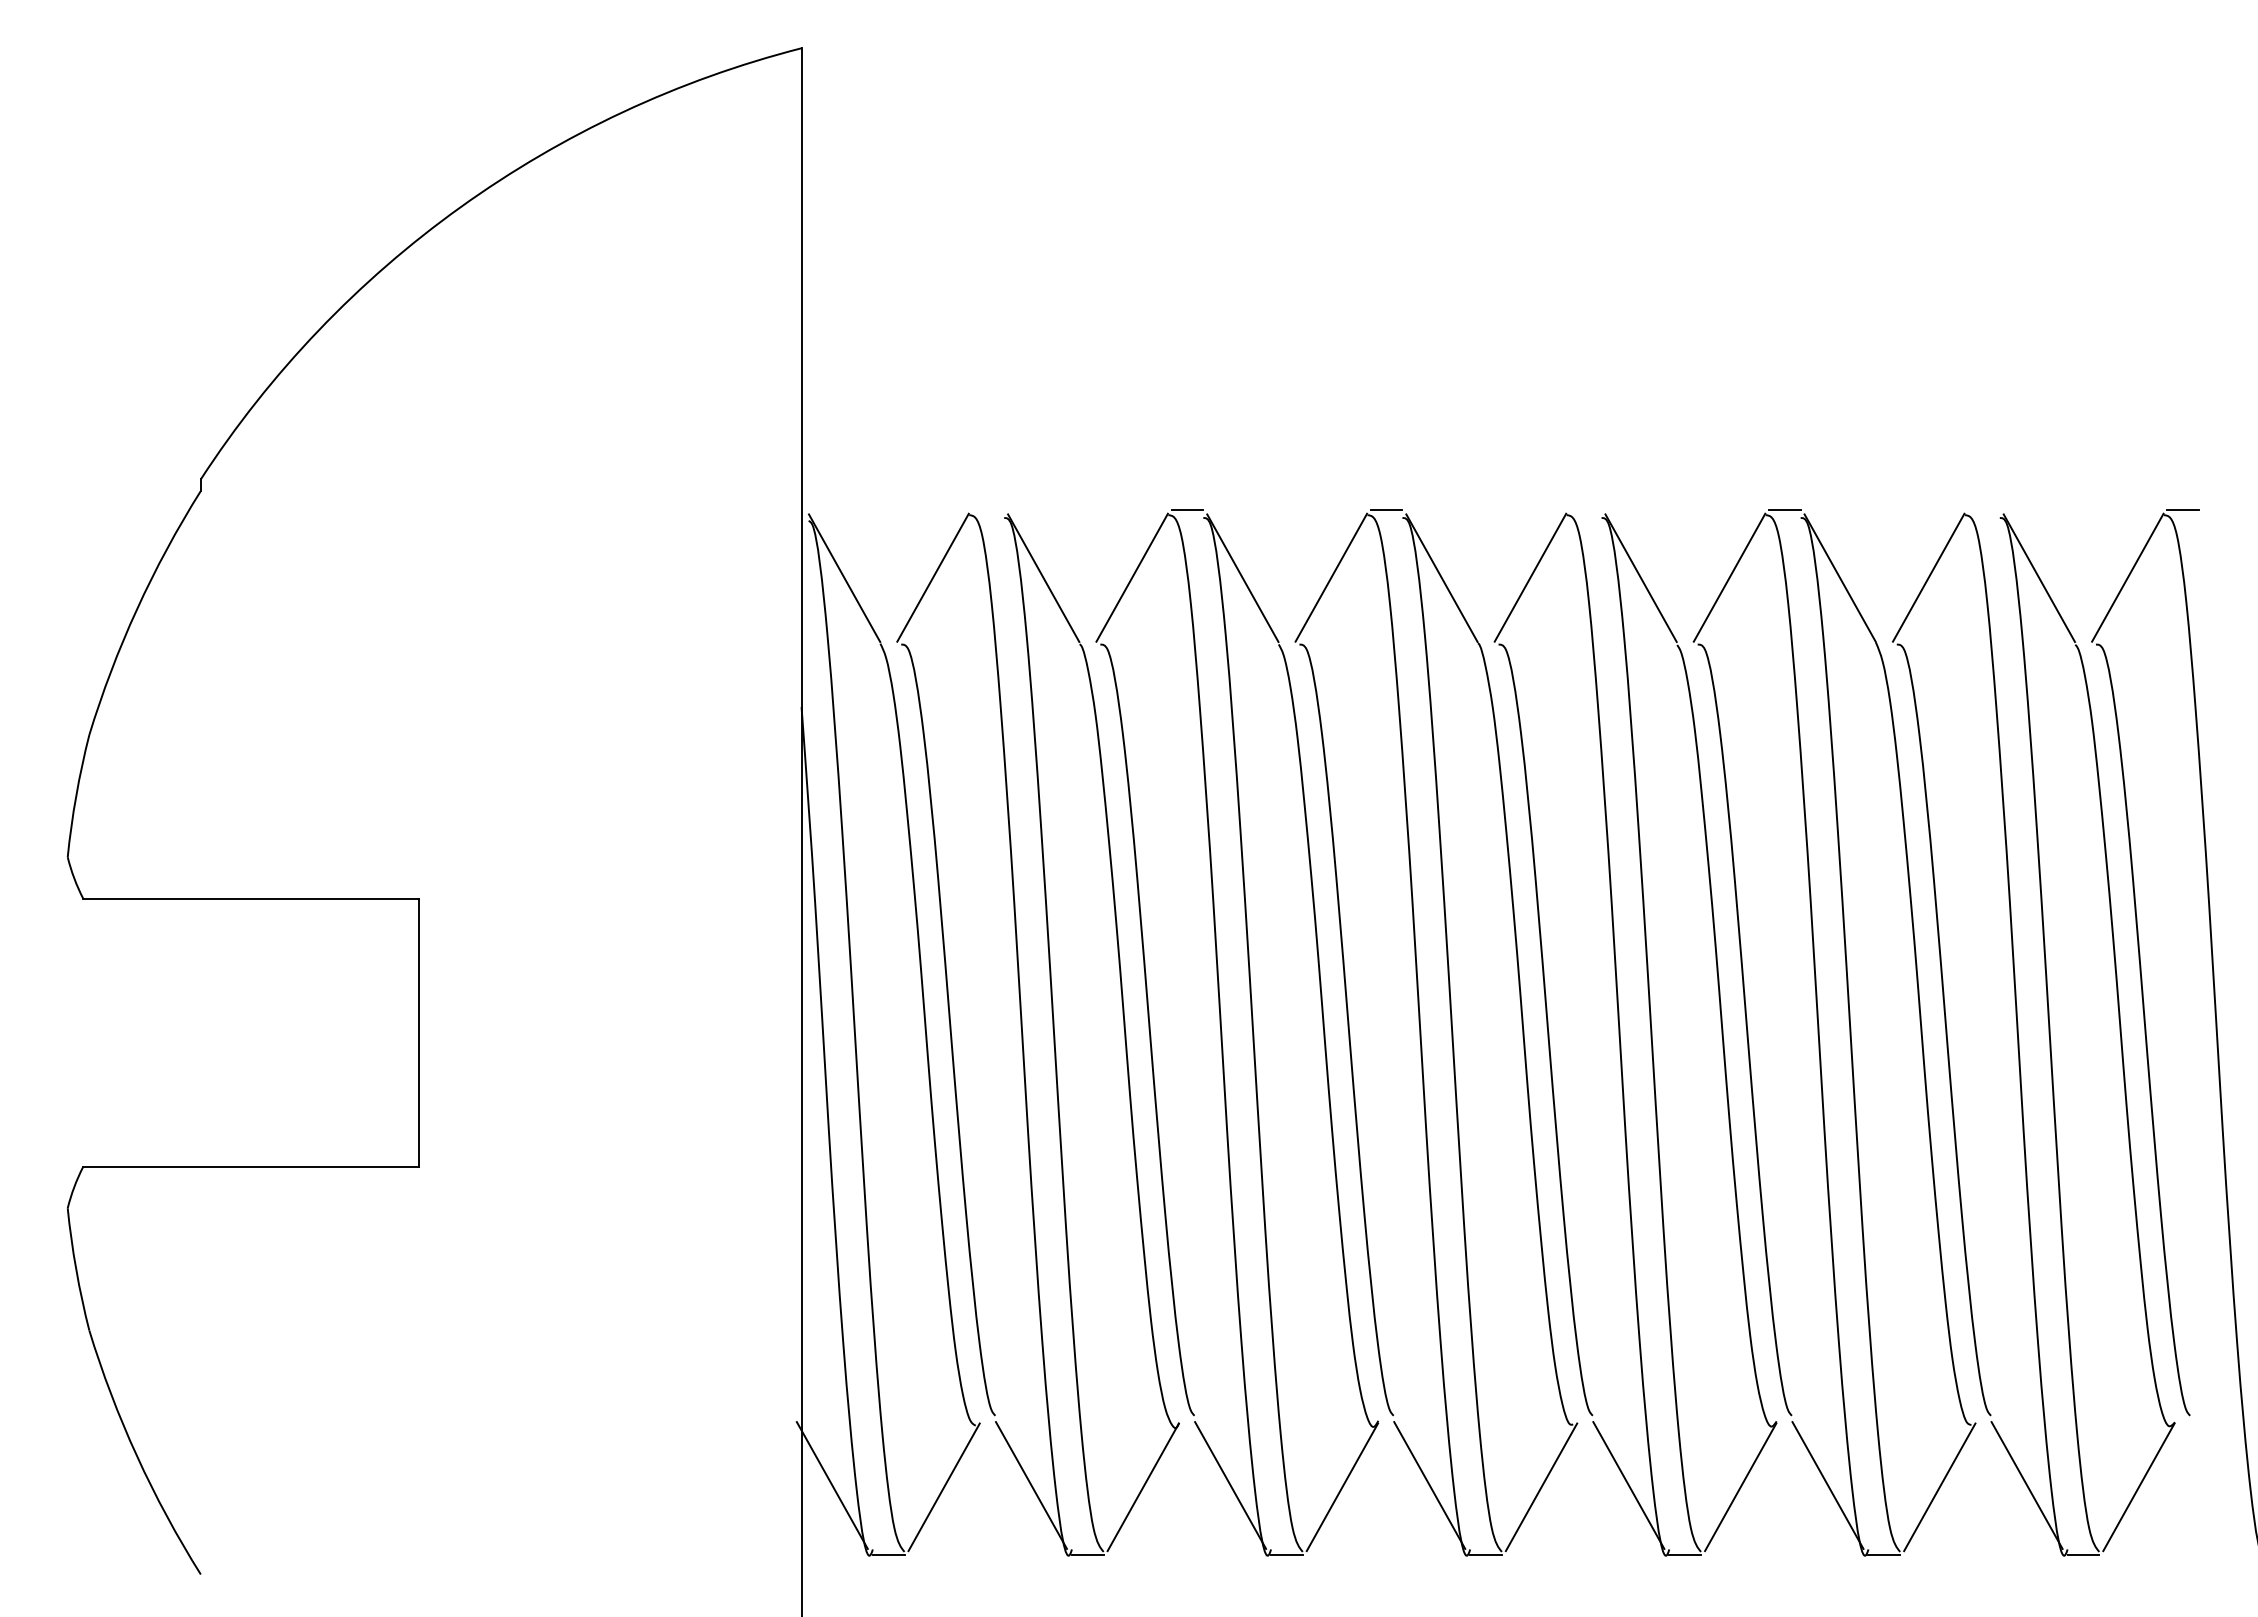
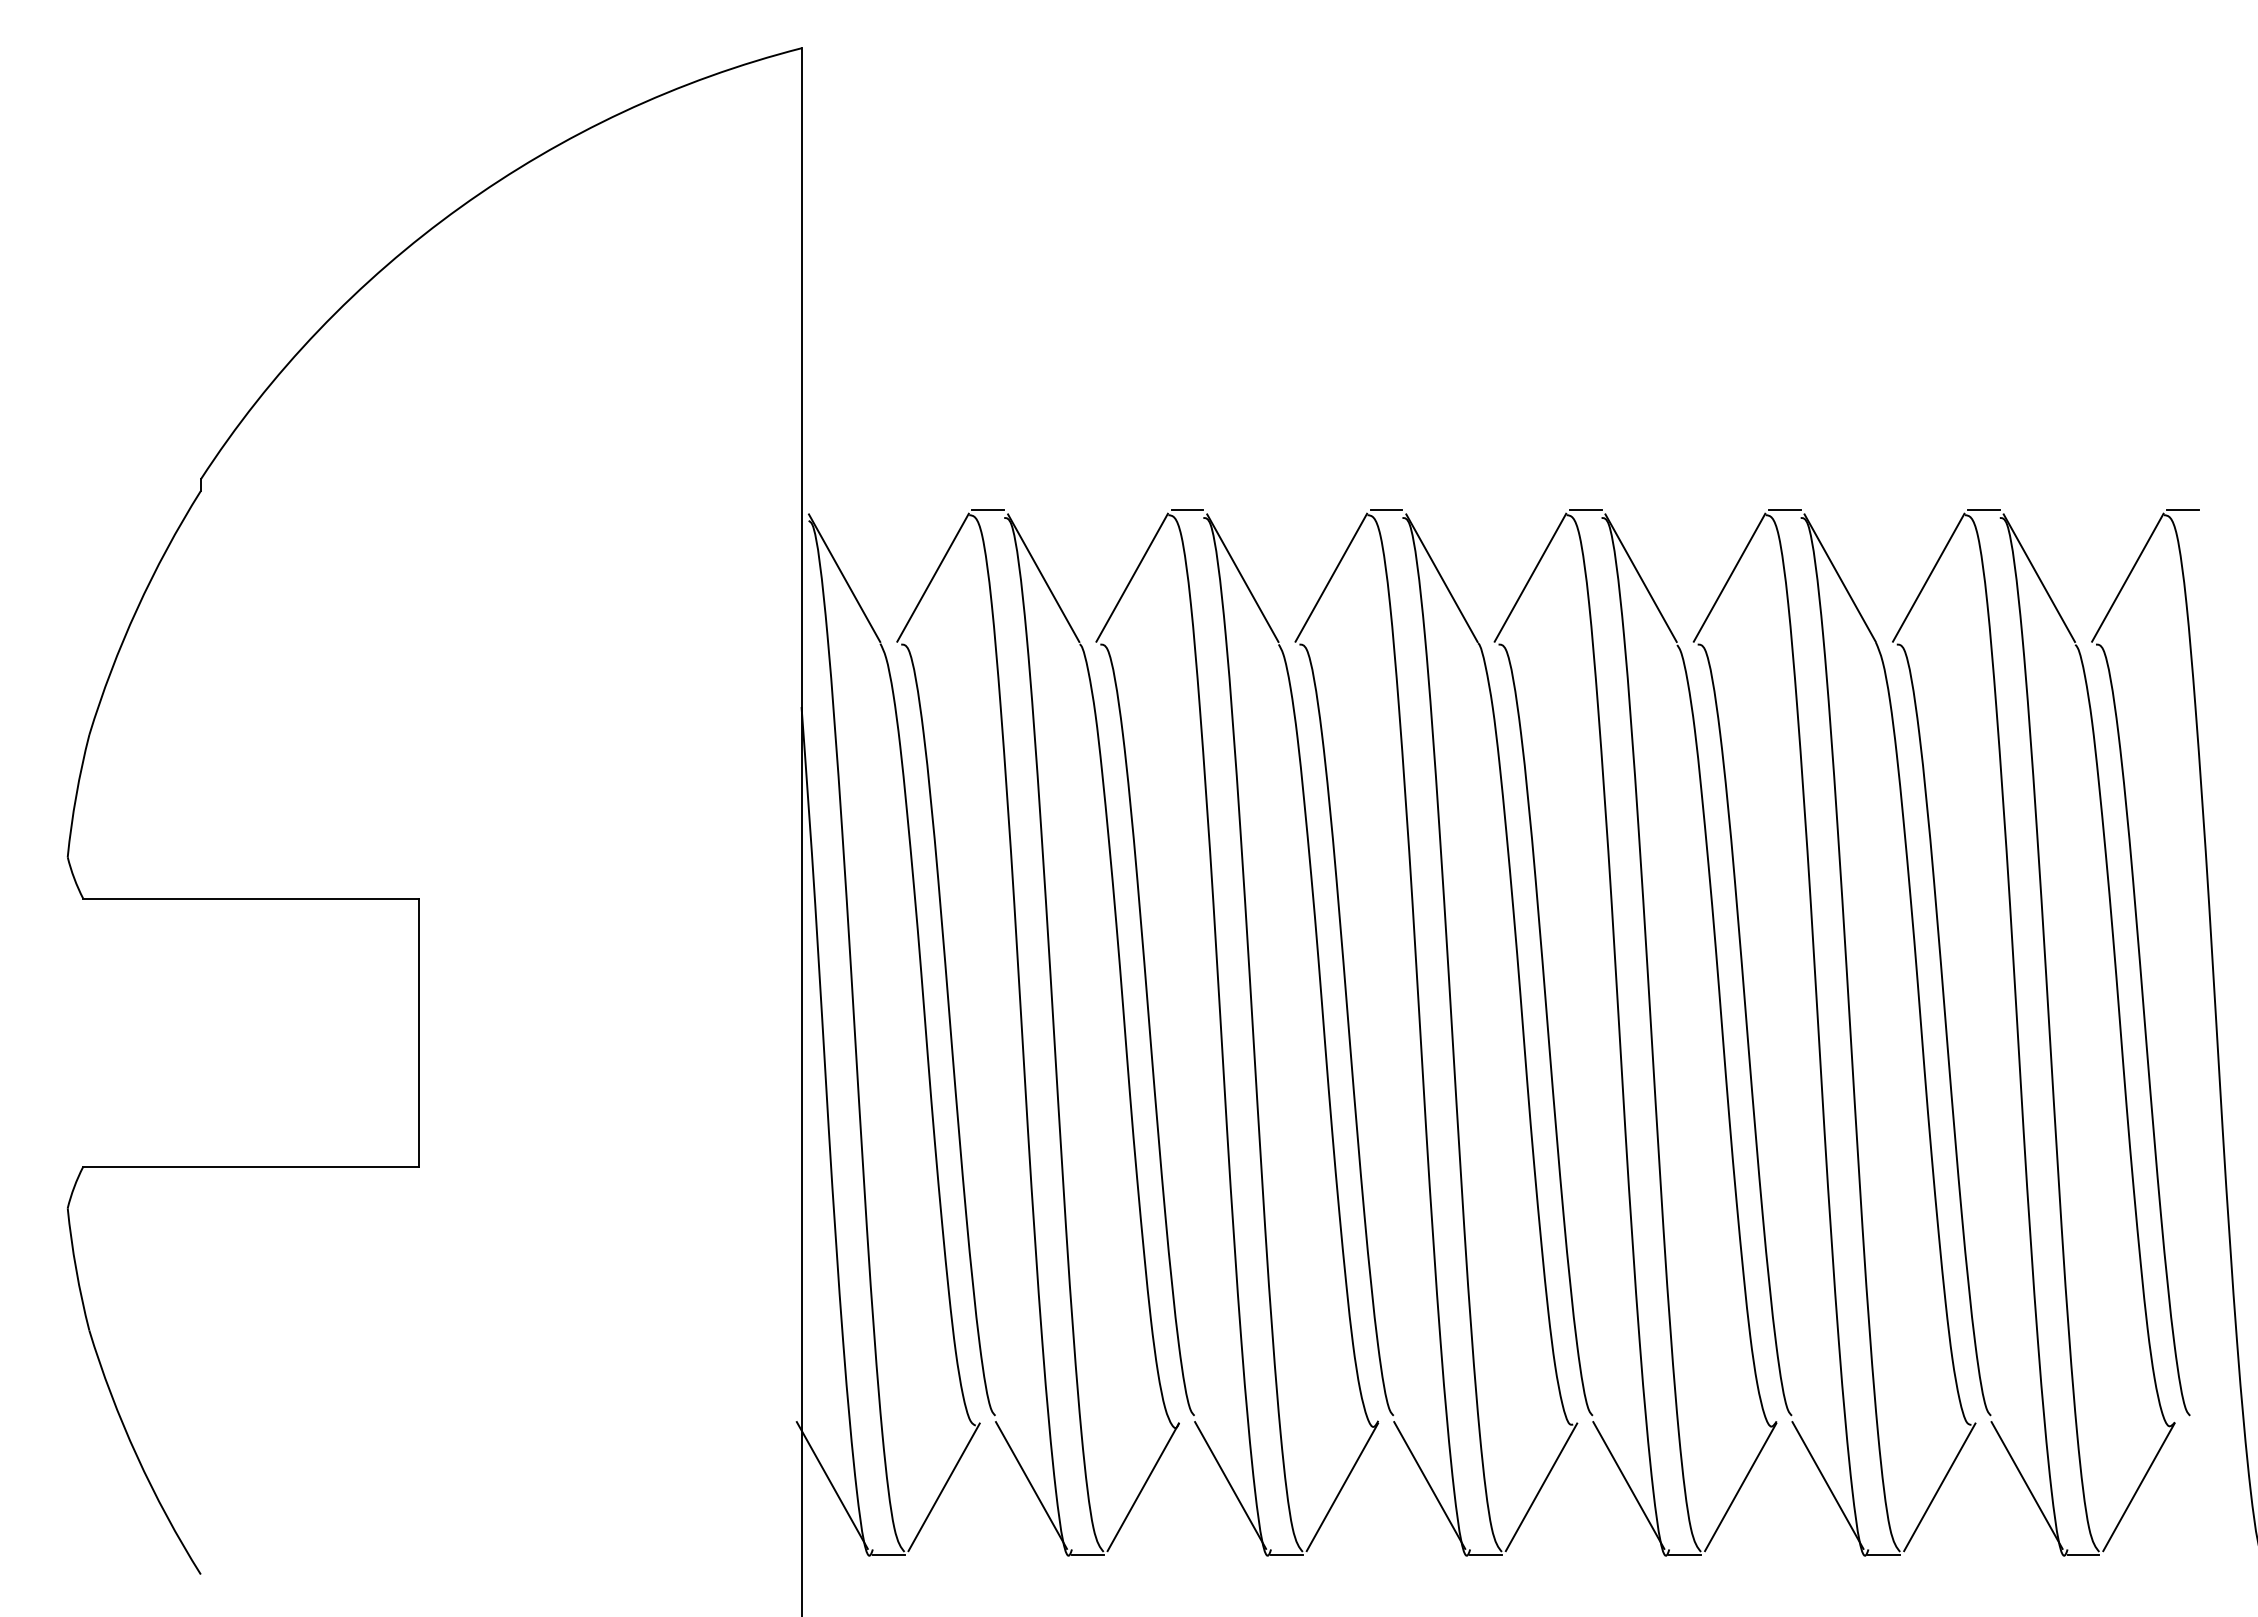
line: none -> present (988, 510)
line: none -> present (1585, 510)
line: none -> present (1983, 510)
